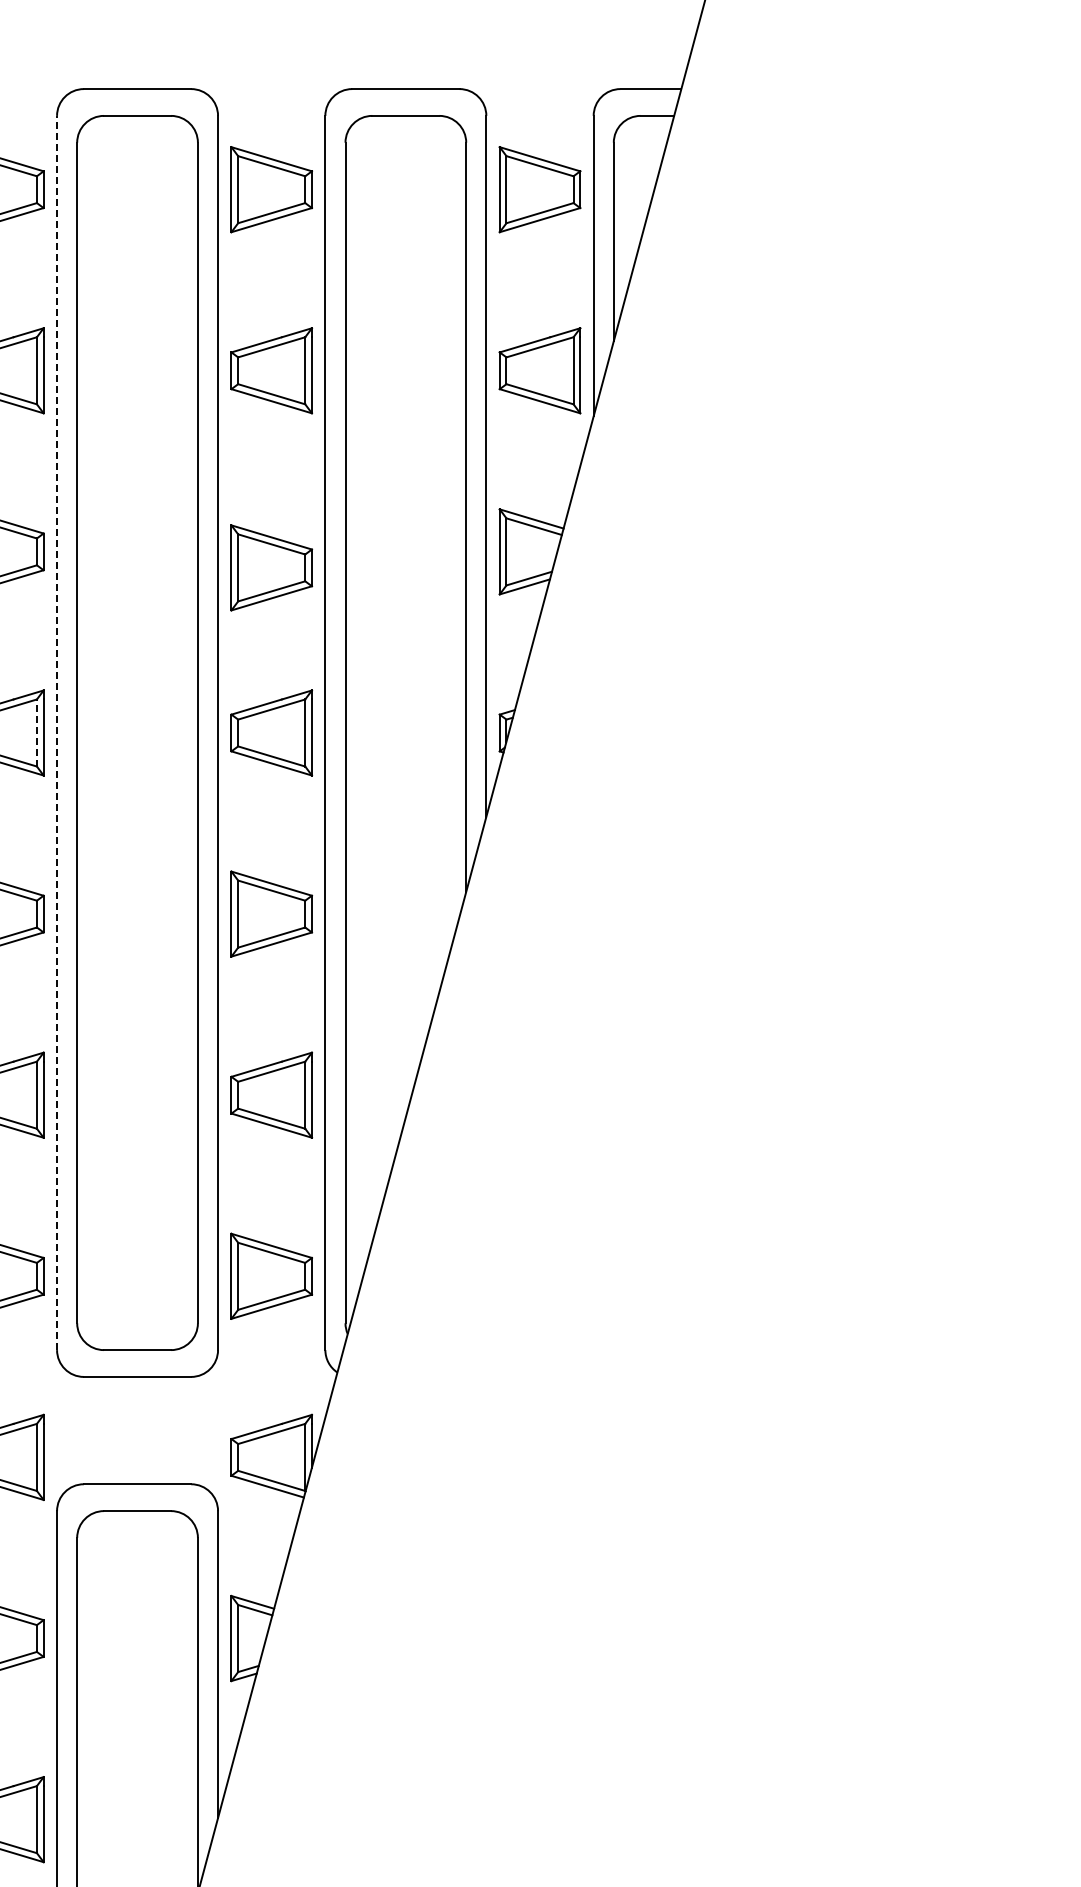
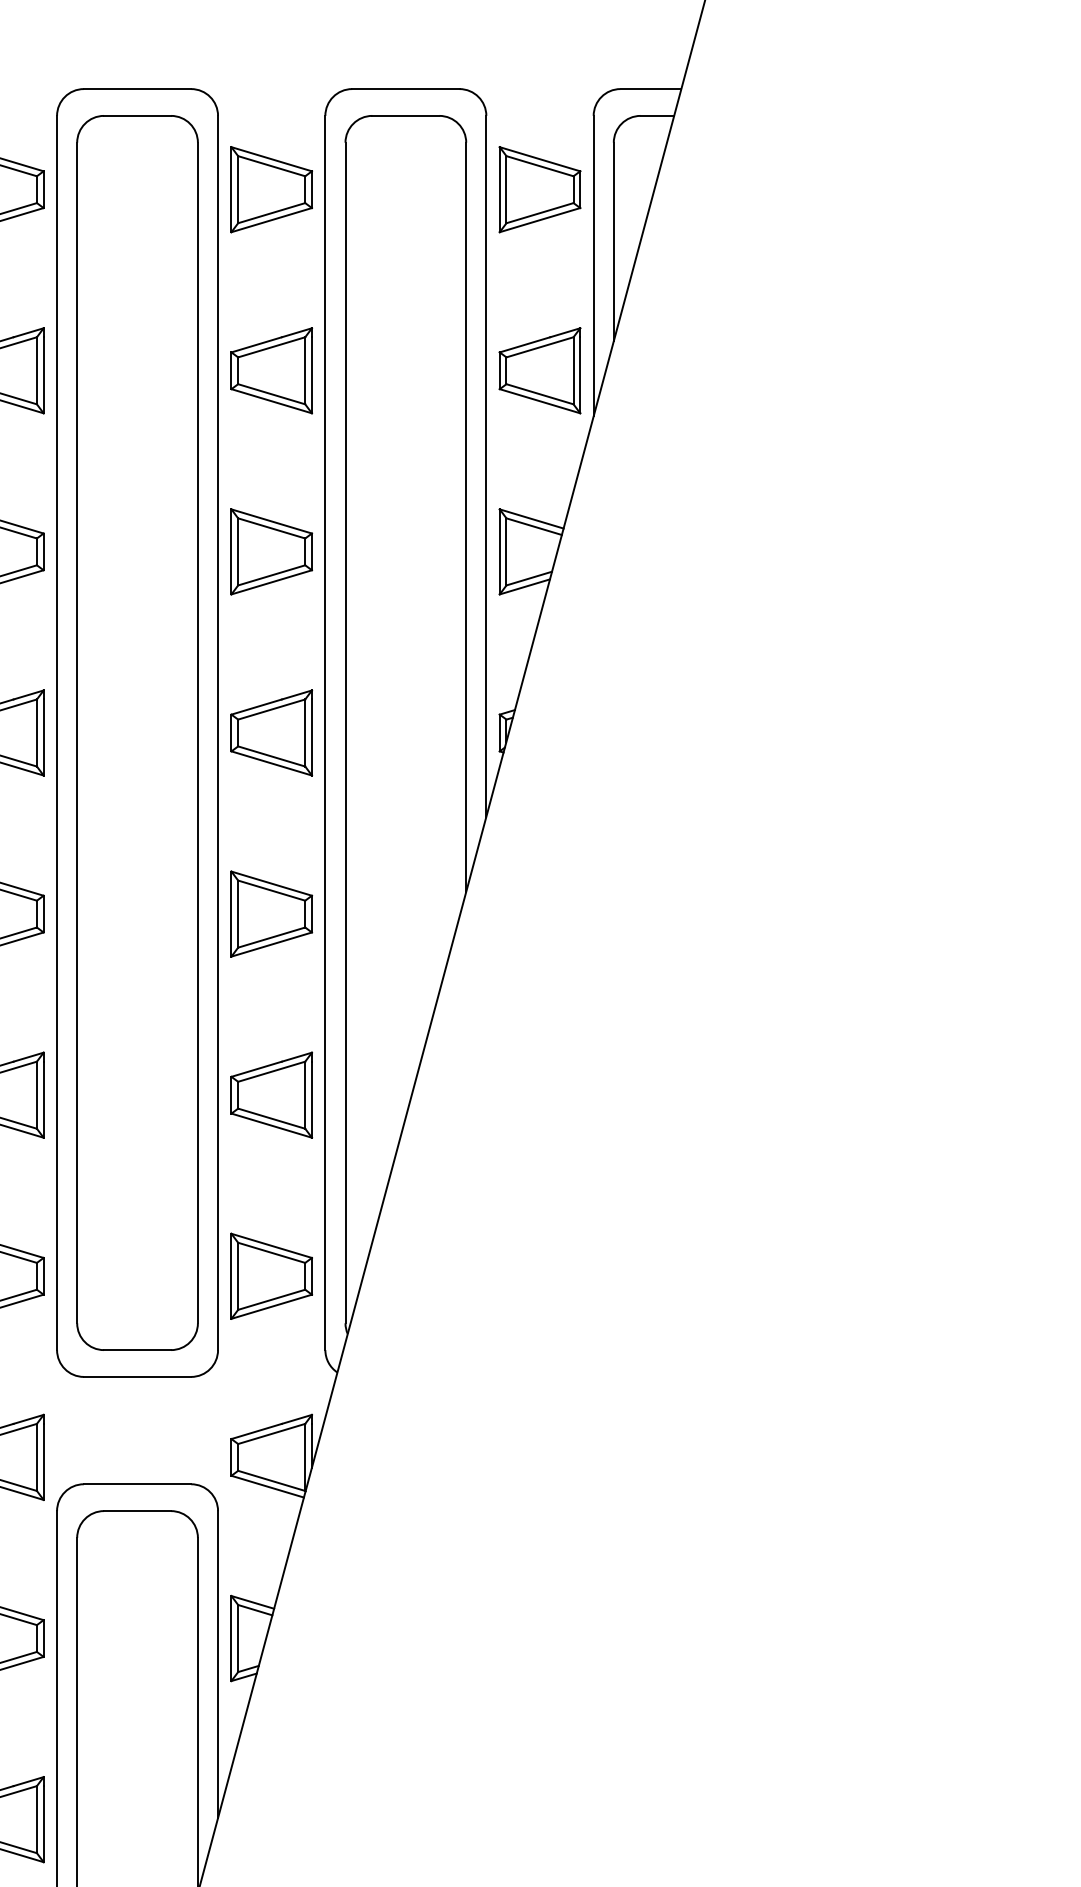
part position: (271, 567) -> (271, 551) (271, 551)
line: dashed -> solid (57, 732)
line: dashed -> solid (36, 733)
